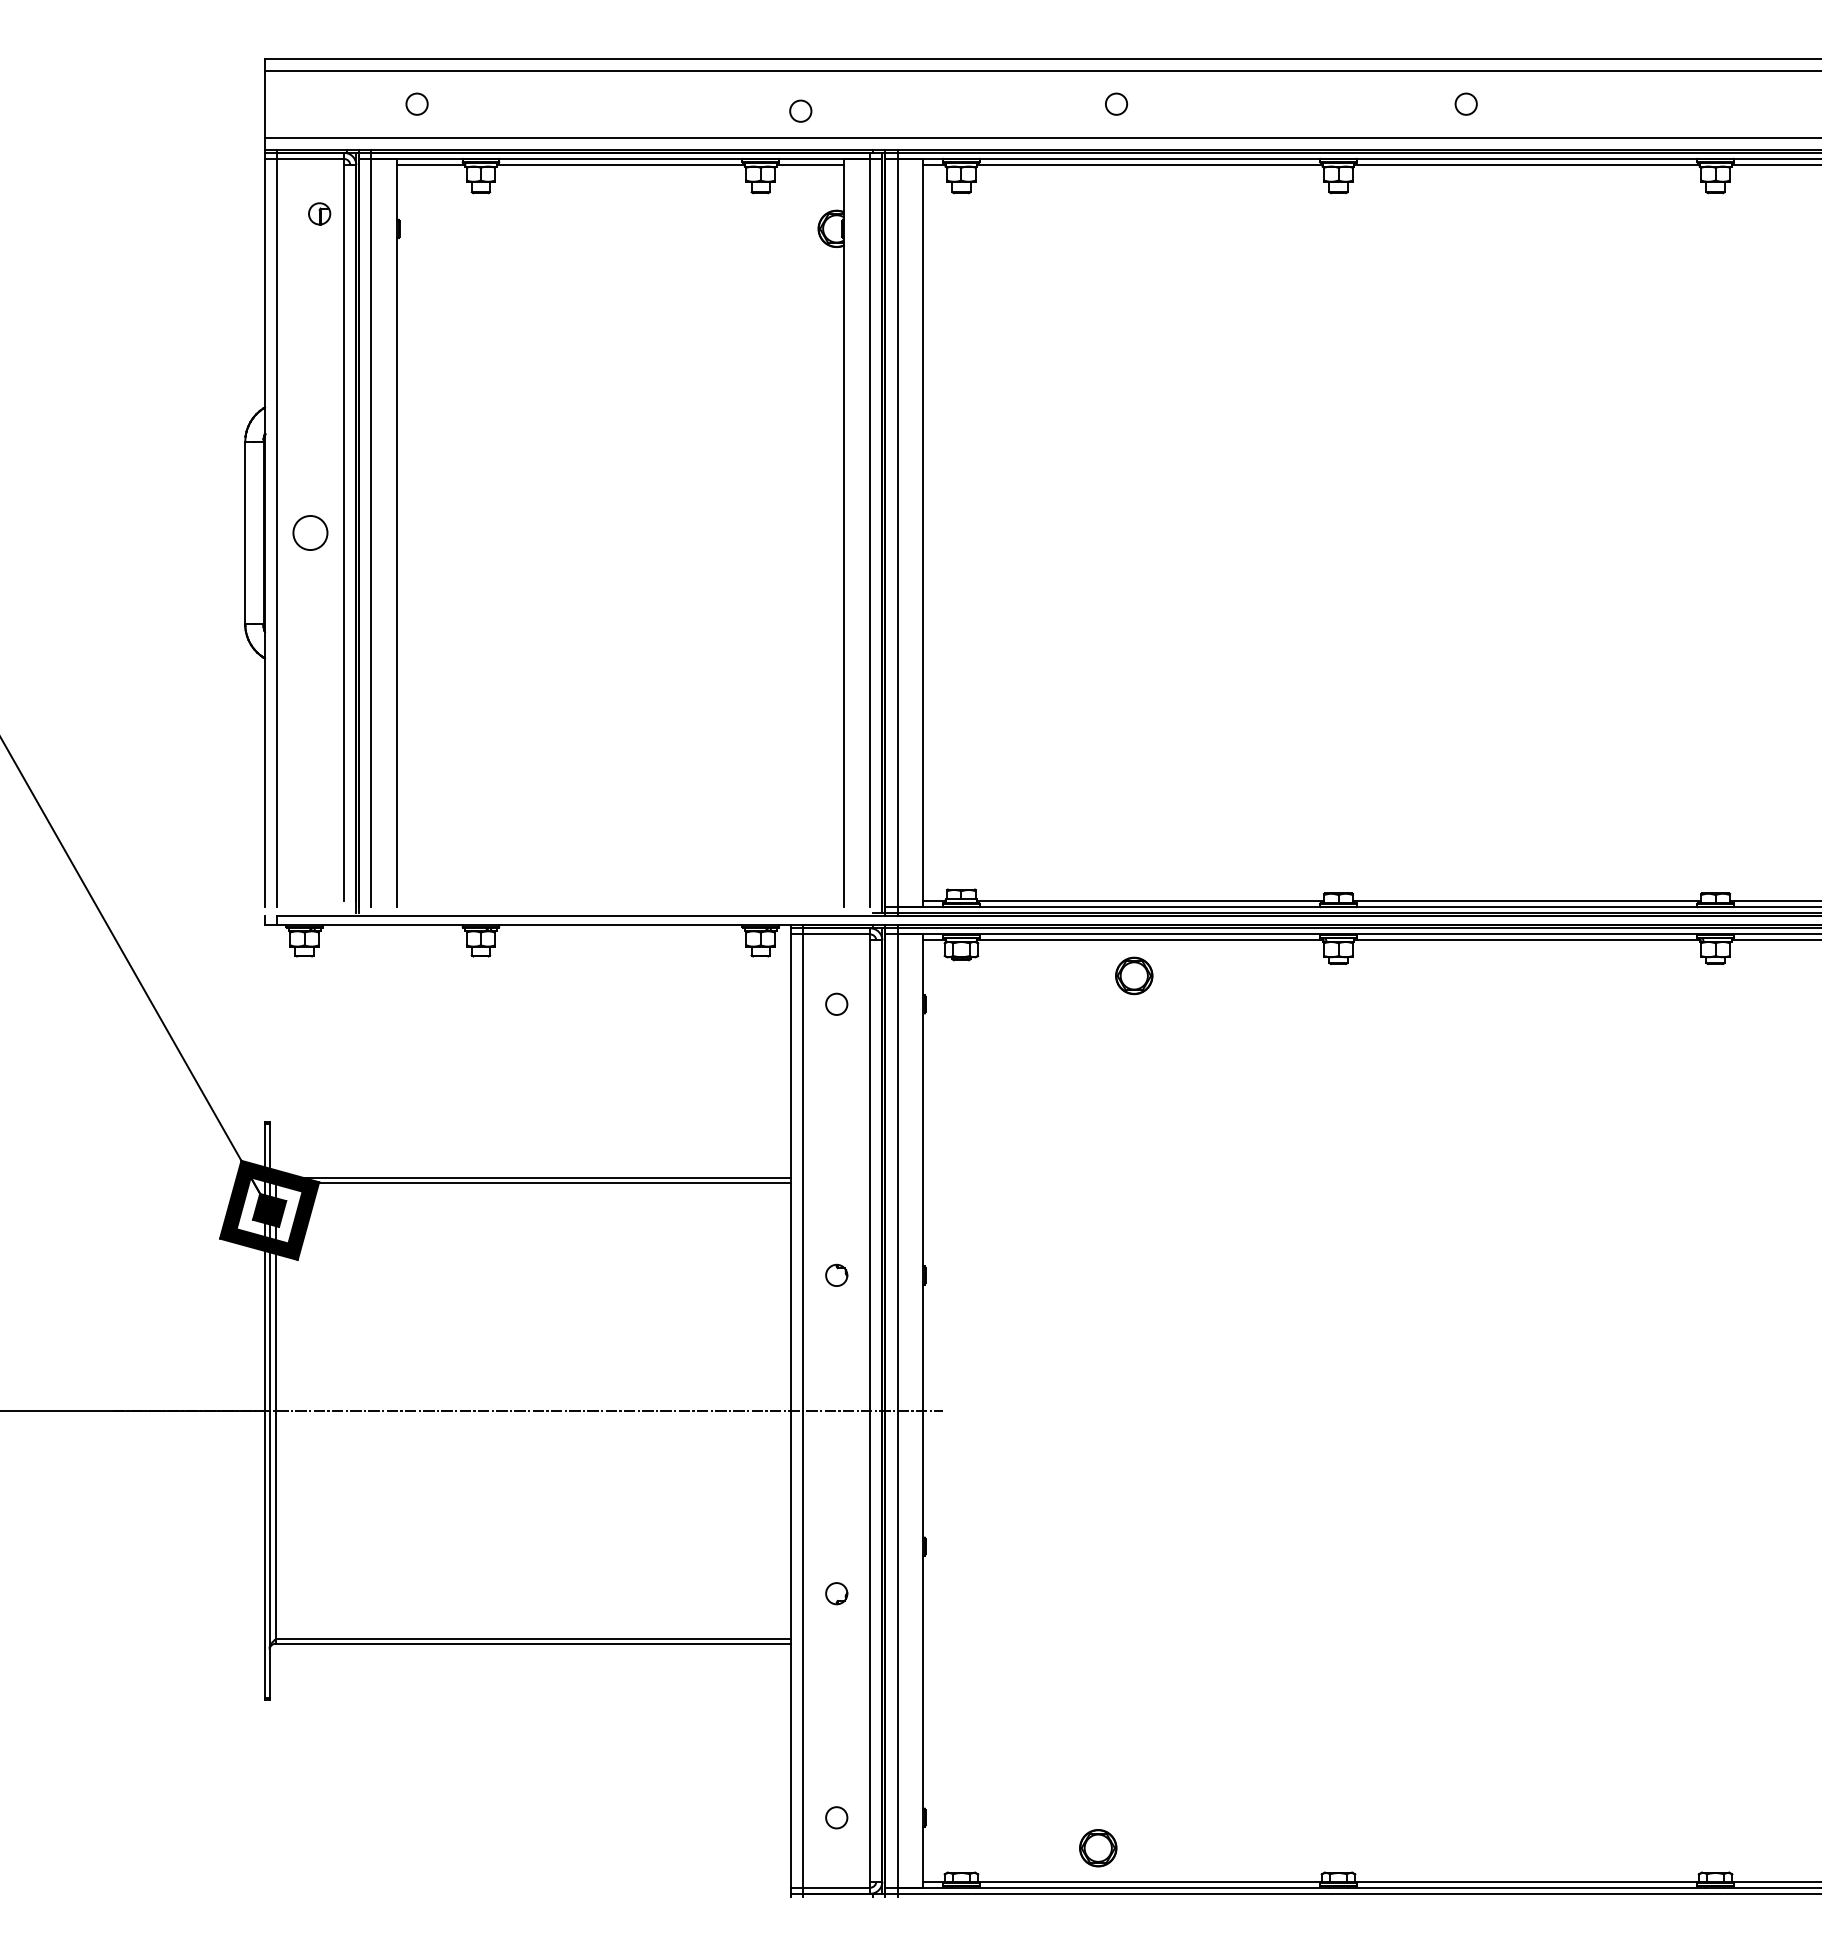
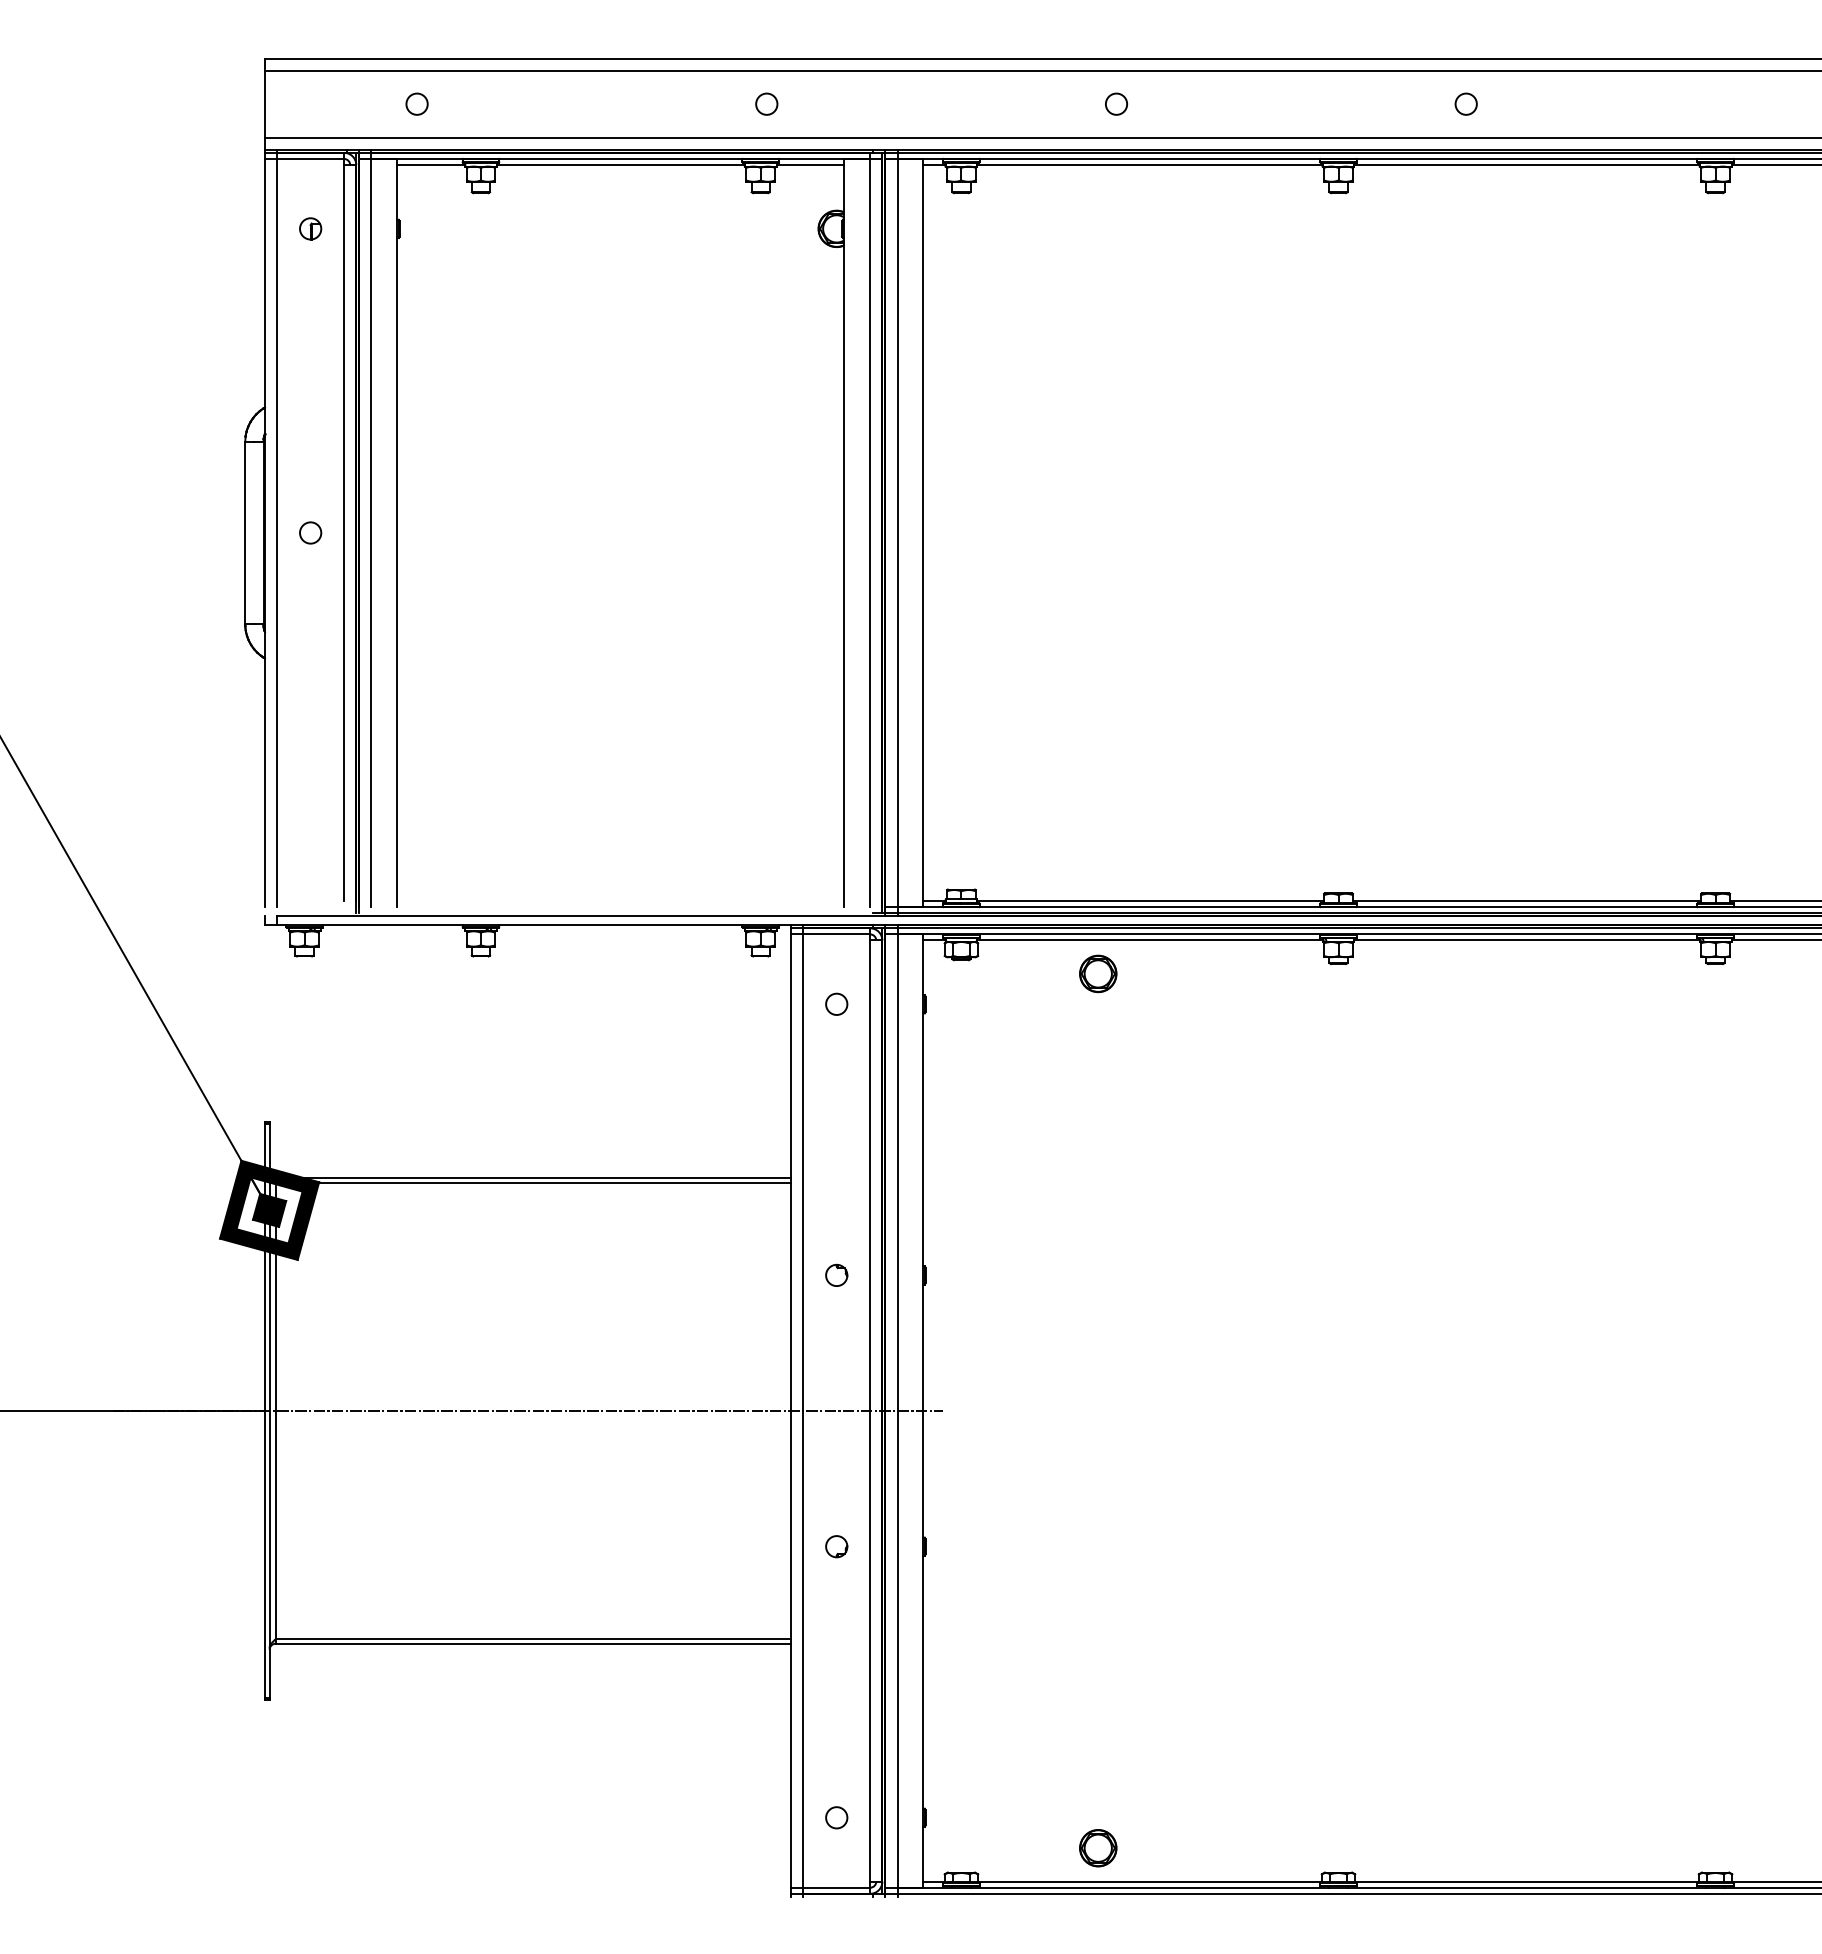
circle position: (800, 110) -> (766, 103) (766, 103)
part position: (319, 213) -> (310, 228) (310, 228)
circle size: 37x36 px -> 24x24 px (310, 532)
part position: (1134, 975) -> (1098, 973) (1098, 973)
part position: (836, 1593) -> (836, 1546) (836, 1546)
